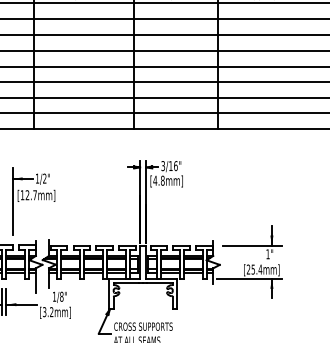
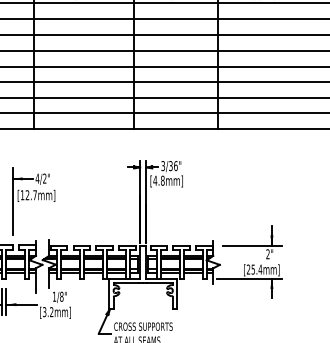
text: 3/16" -> 3/36" (170, 166)
text: 1/2" -> 4/2" (37, 178)
text: 1" -> 2" (267, 254)
